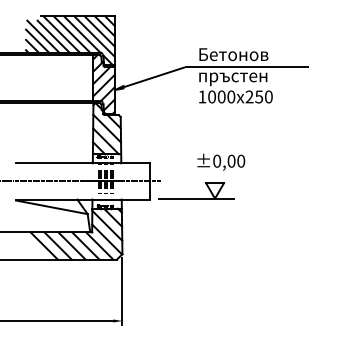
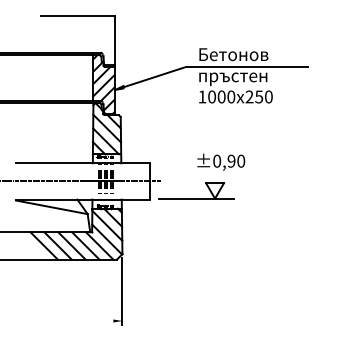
hatch: present -> none (70, 40)
text: ±0,00 -> ±0,90 (231, 160)
line: present -> none (57, 320)
